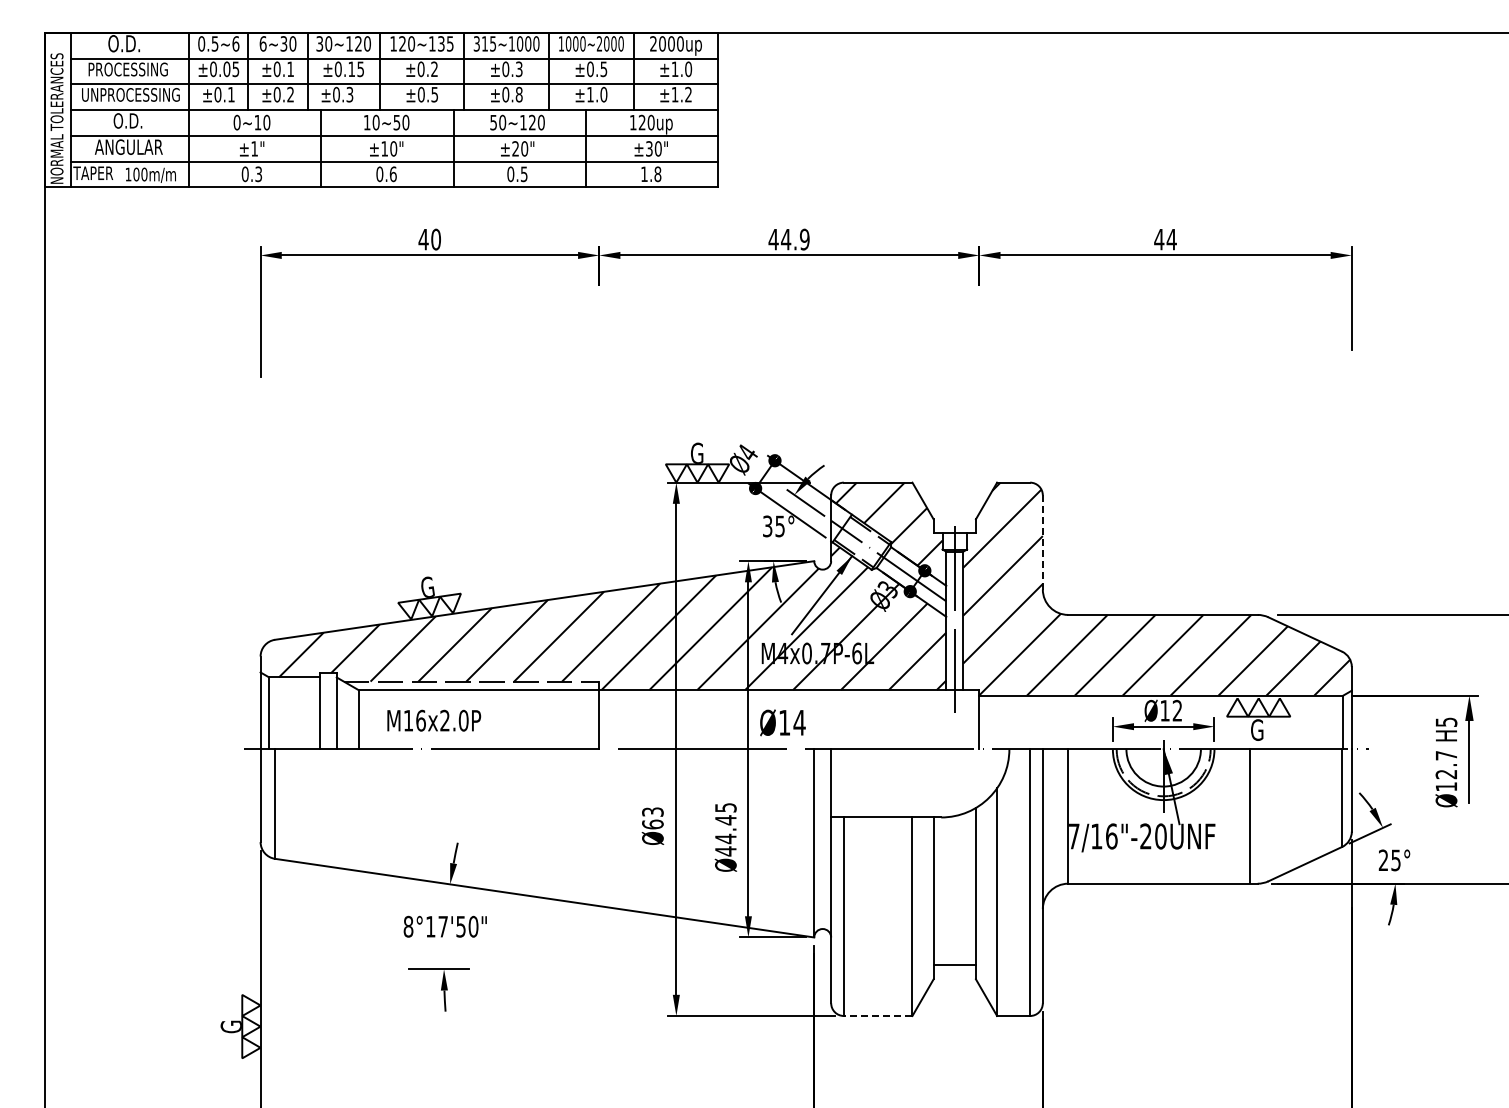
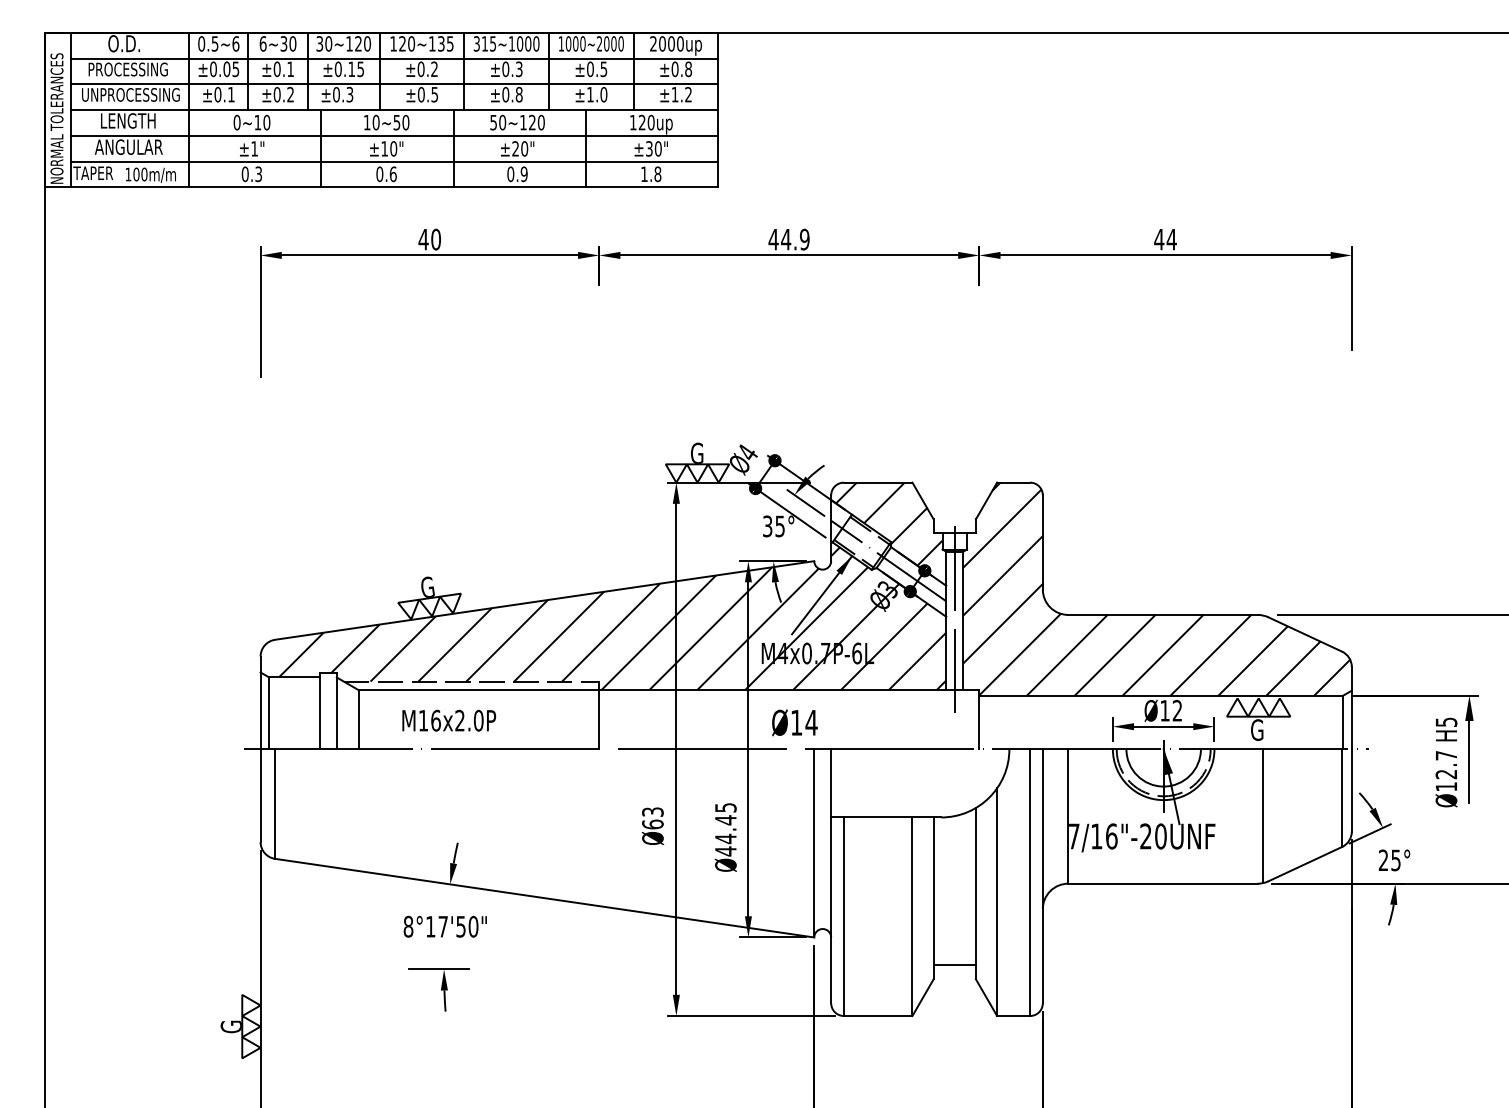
text: ±1.0 -> ±0.8 (681, 69)
text: O.D. -> LENGTH (128, 120)
text: 0.5 -> 0.9 (523, 173)
line: dashed -> solid (1042, 541)
text position: (434, 720) -> (449, 720) (449, 720)
text position: (782, 722) -> (794, 722) (794, 722)
line position: (1250, 816) -> (1263, 816) (1263, 816)
line: dashed -> solid (877, 1015)
